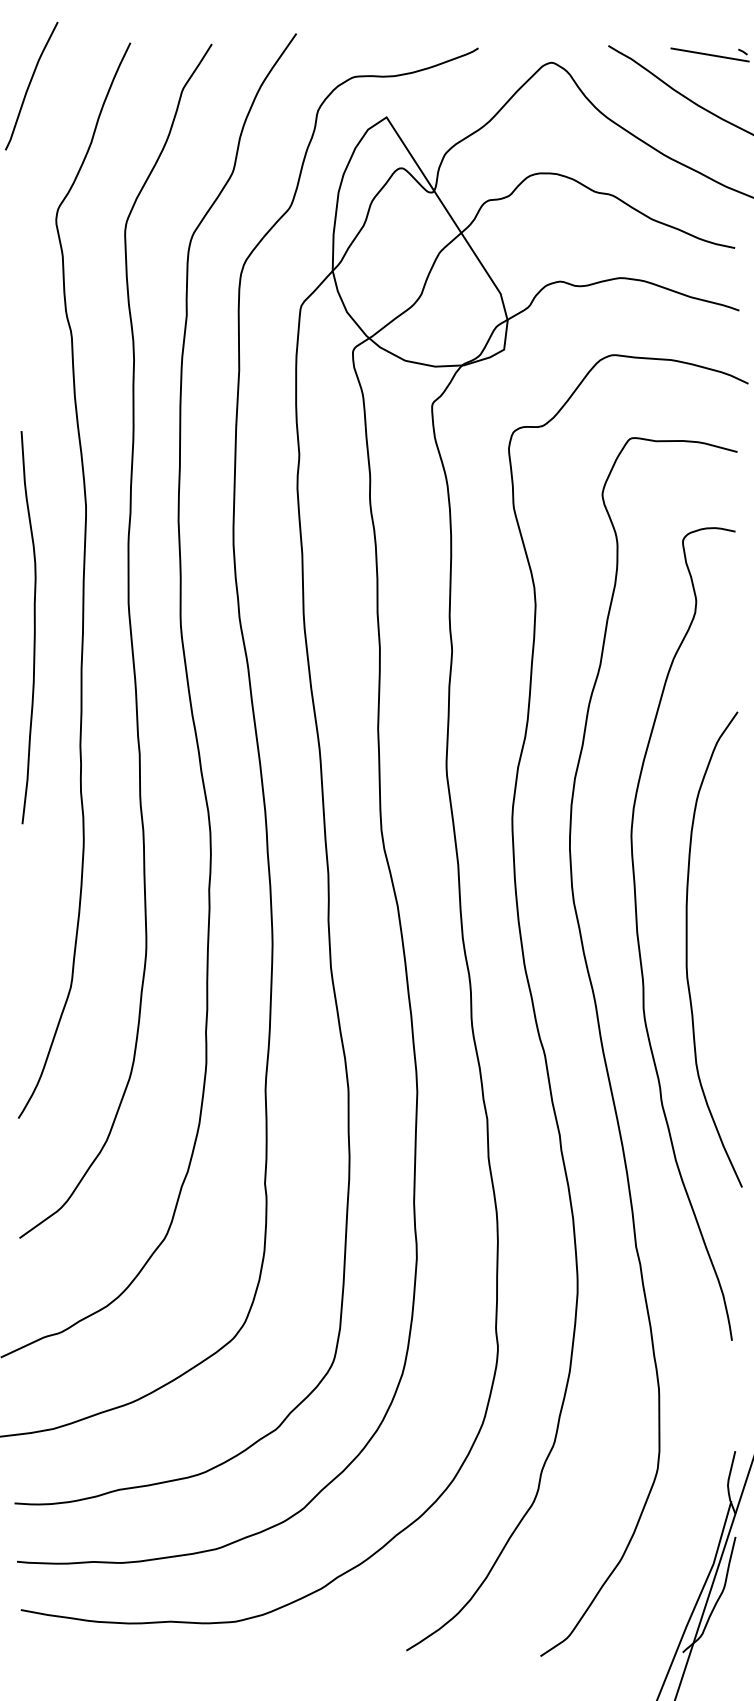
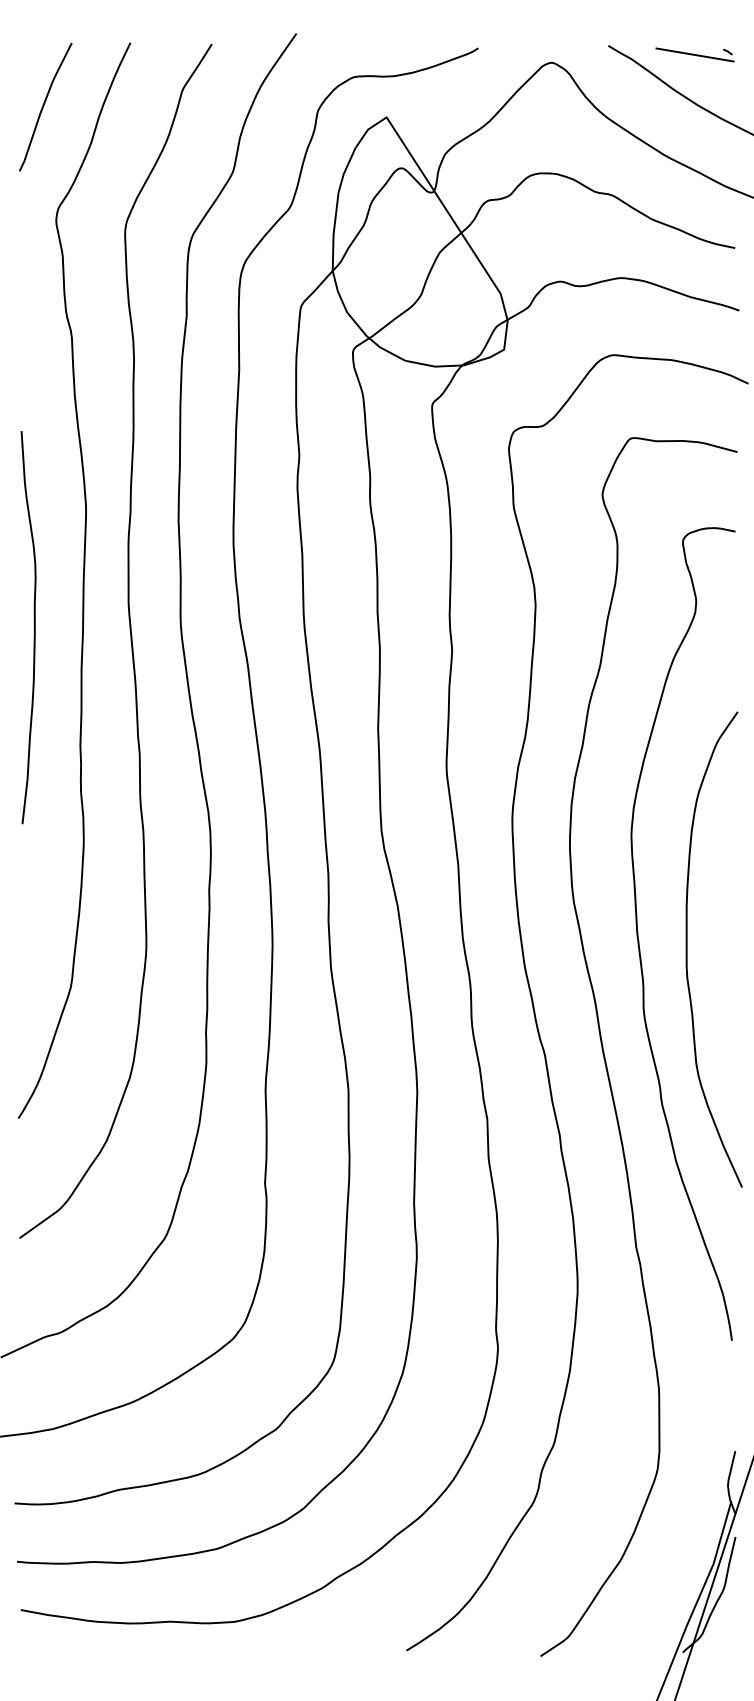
part position: (709, 54) -> (694, 54) (694, 54)
curve position: (30, 85) -> (44, 106) (44, 106)
